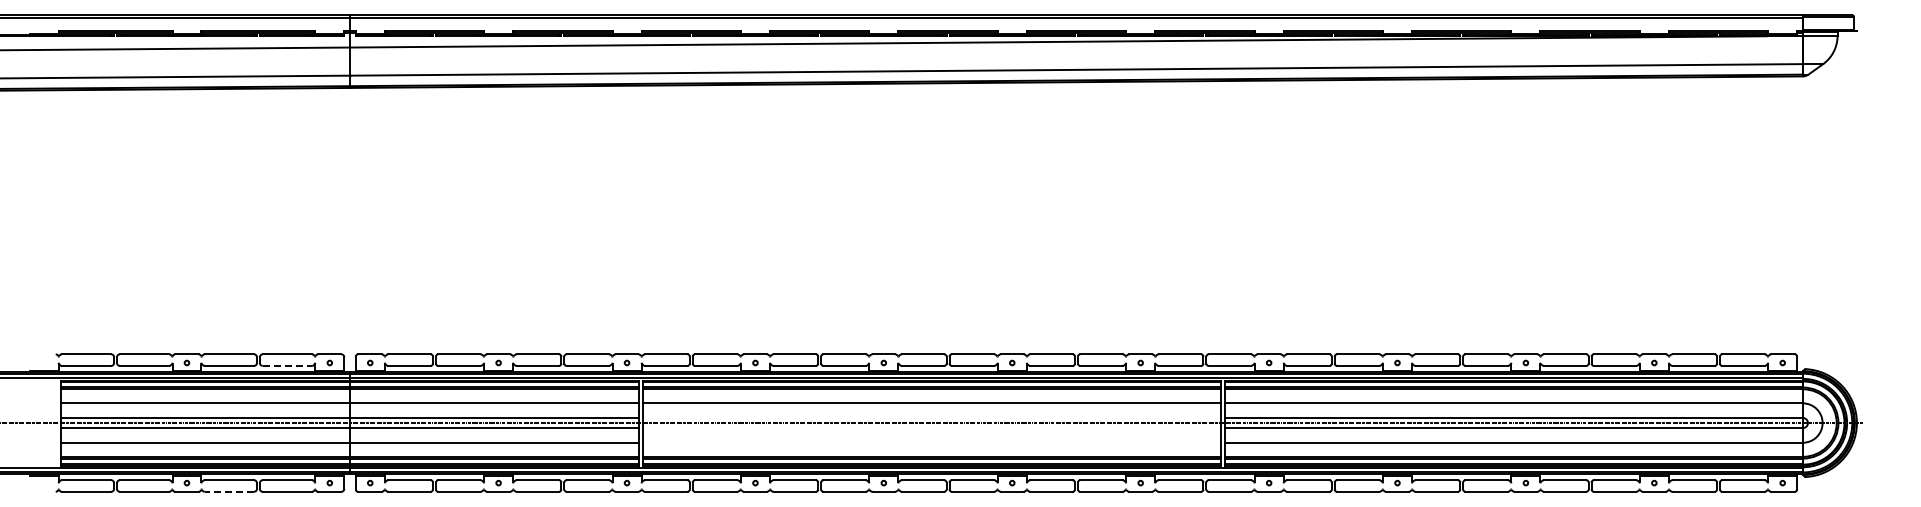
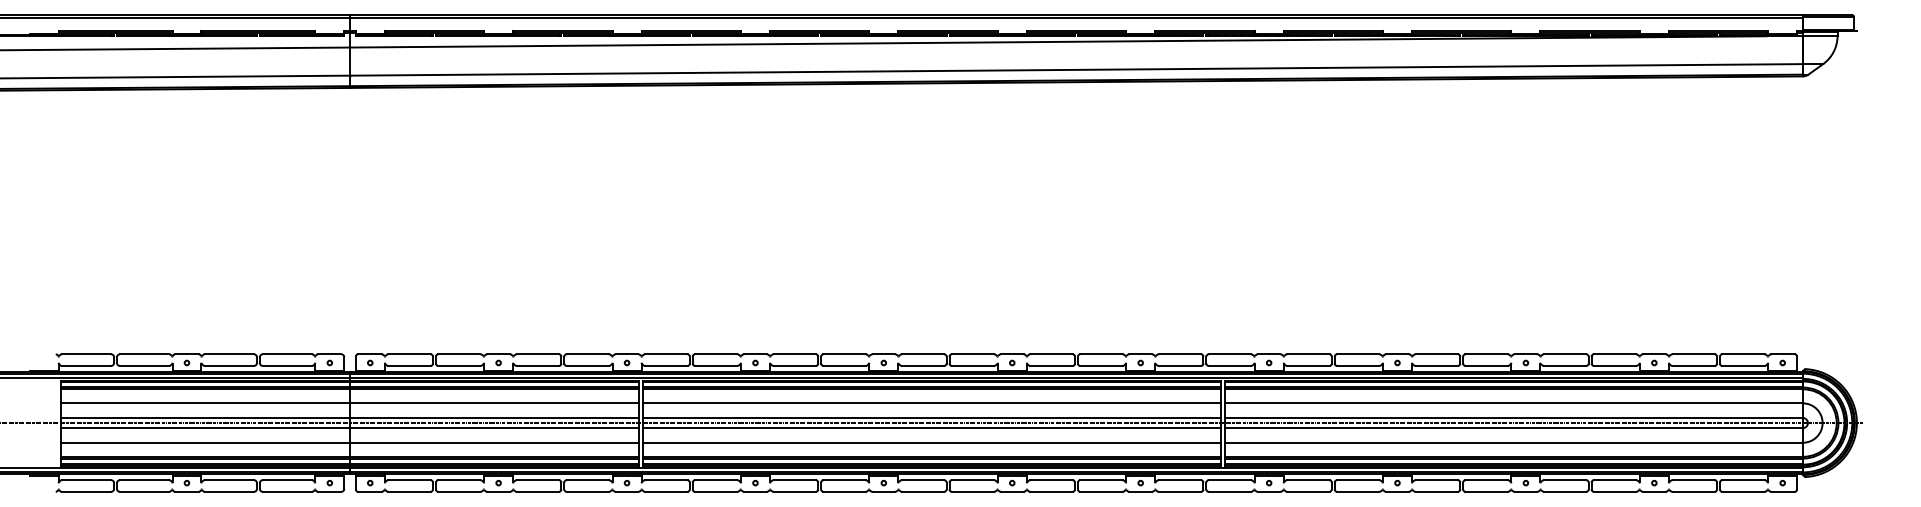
line: dashed -> solid (287, 365)
line: none -> present (931, 418)
line: none -> present (931, 428)
line: none -> present (931, 442)
line: dashed -> solid (229, 491)
